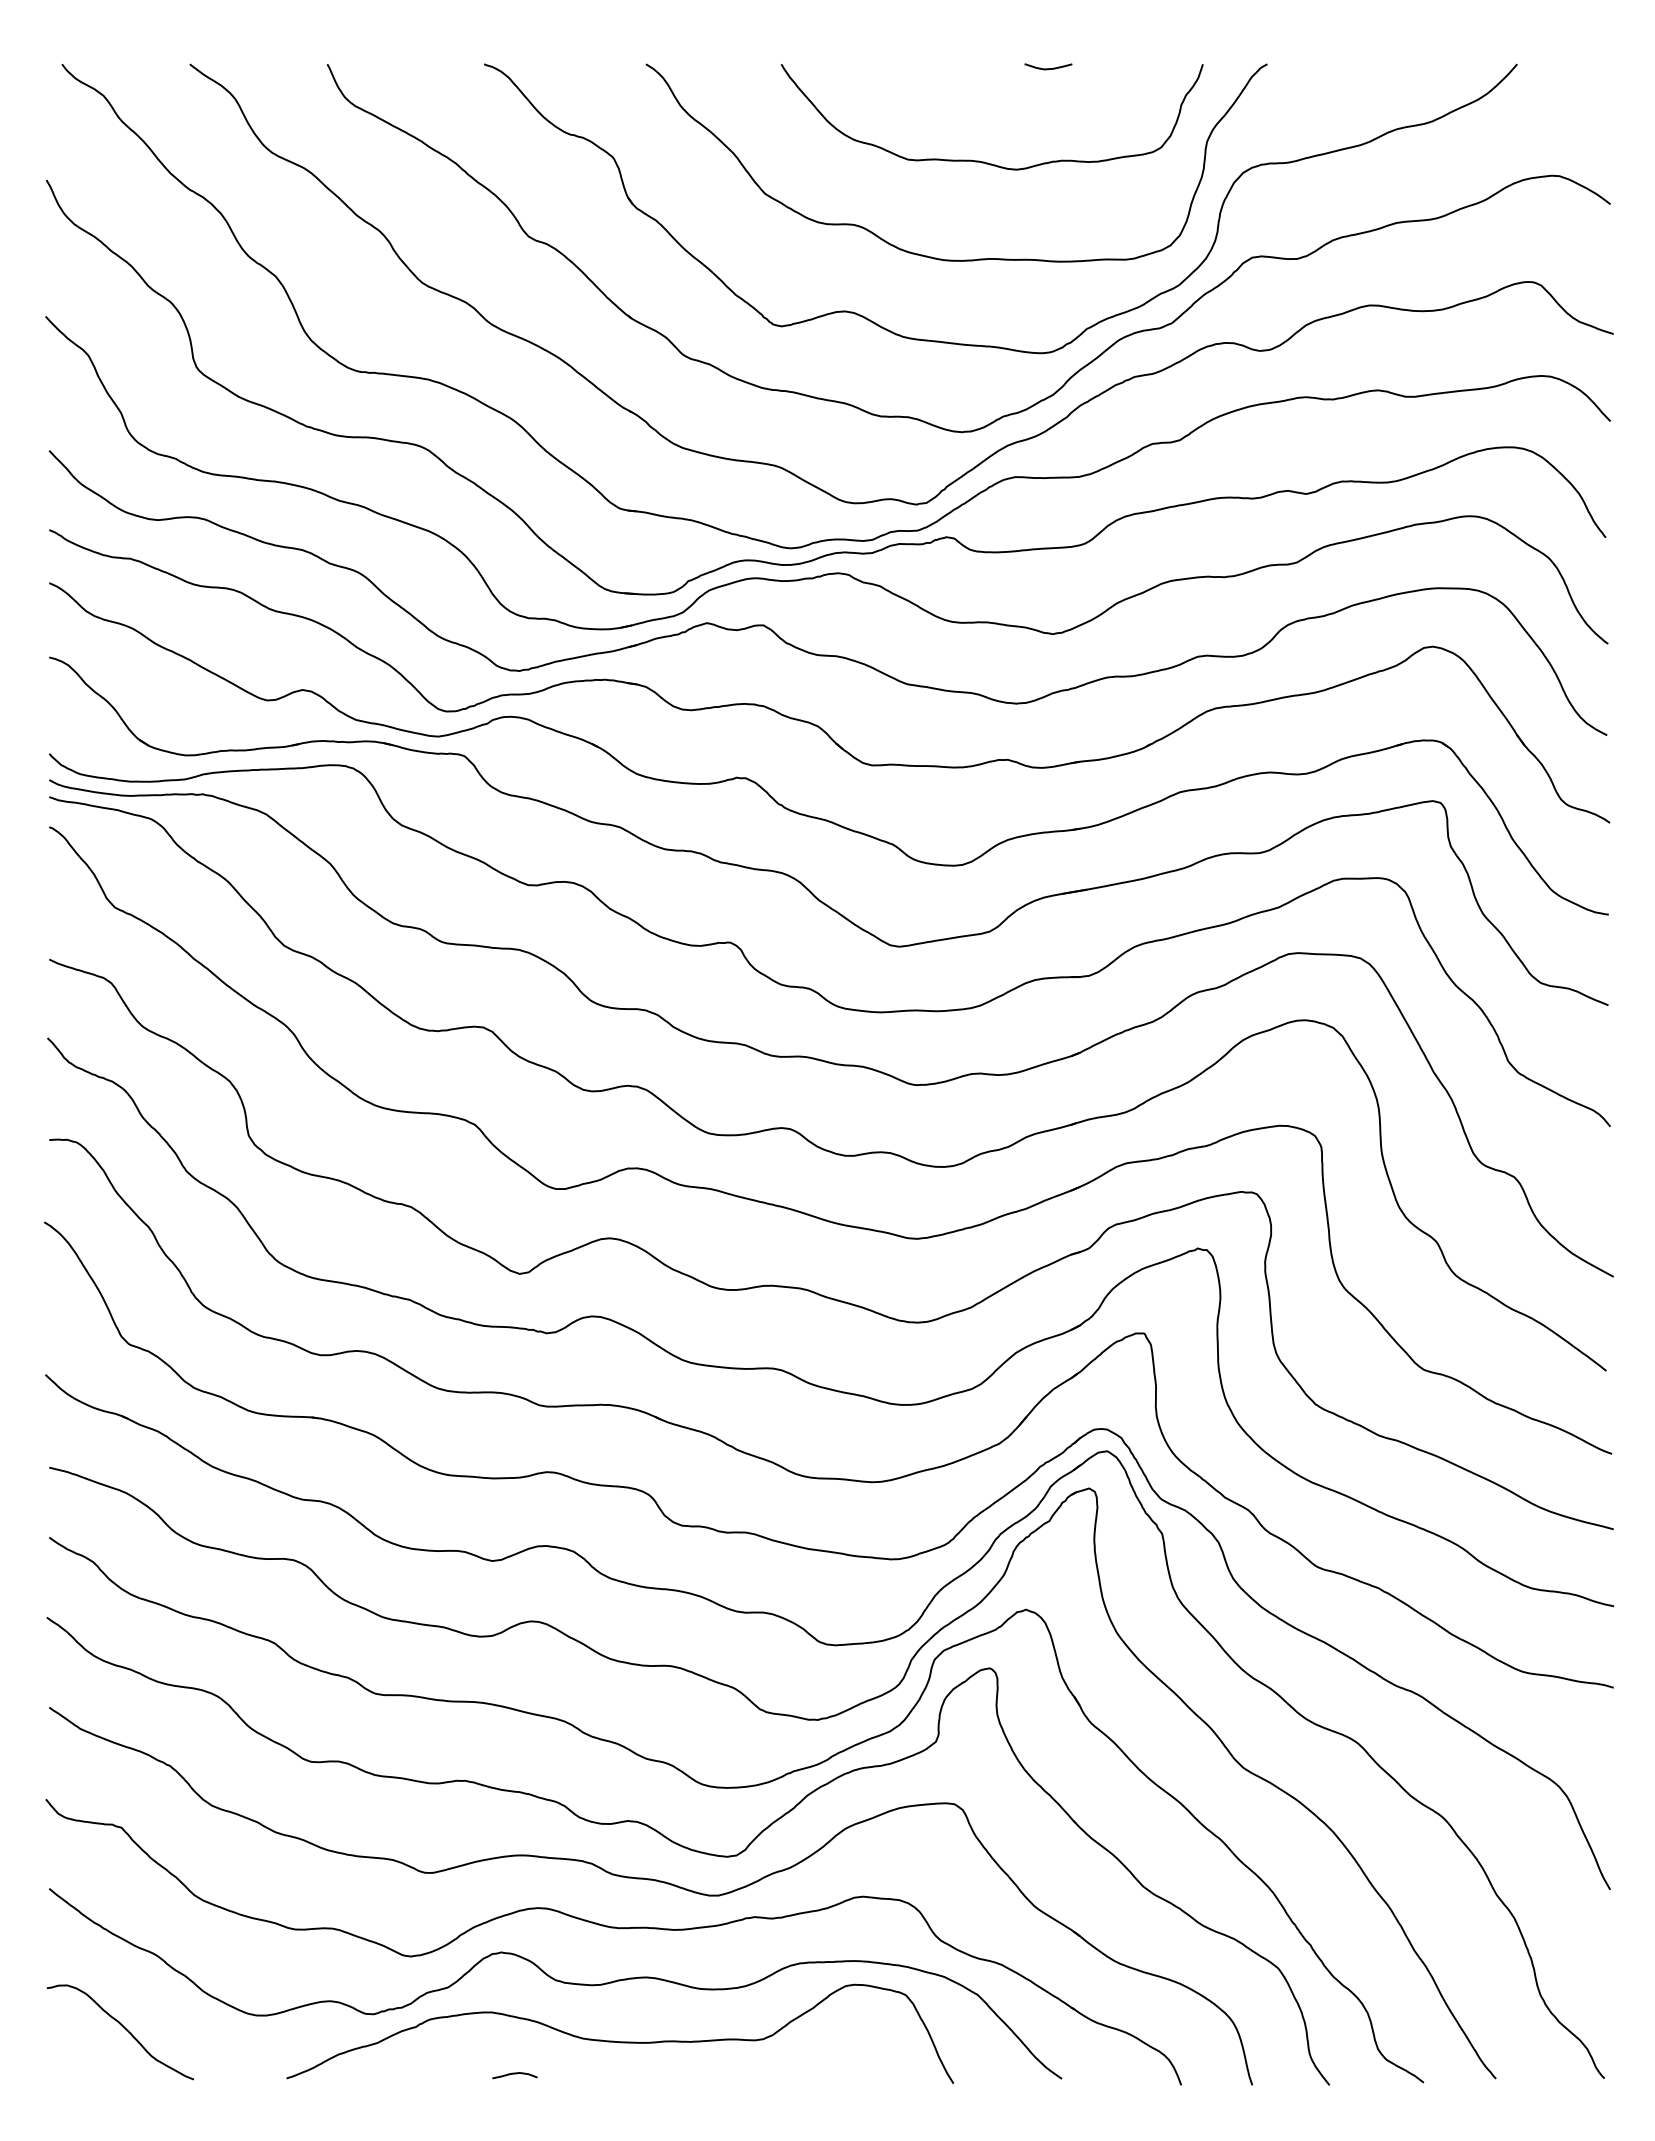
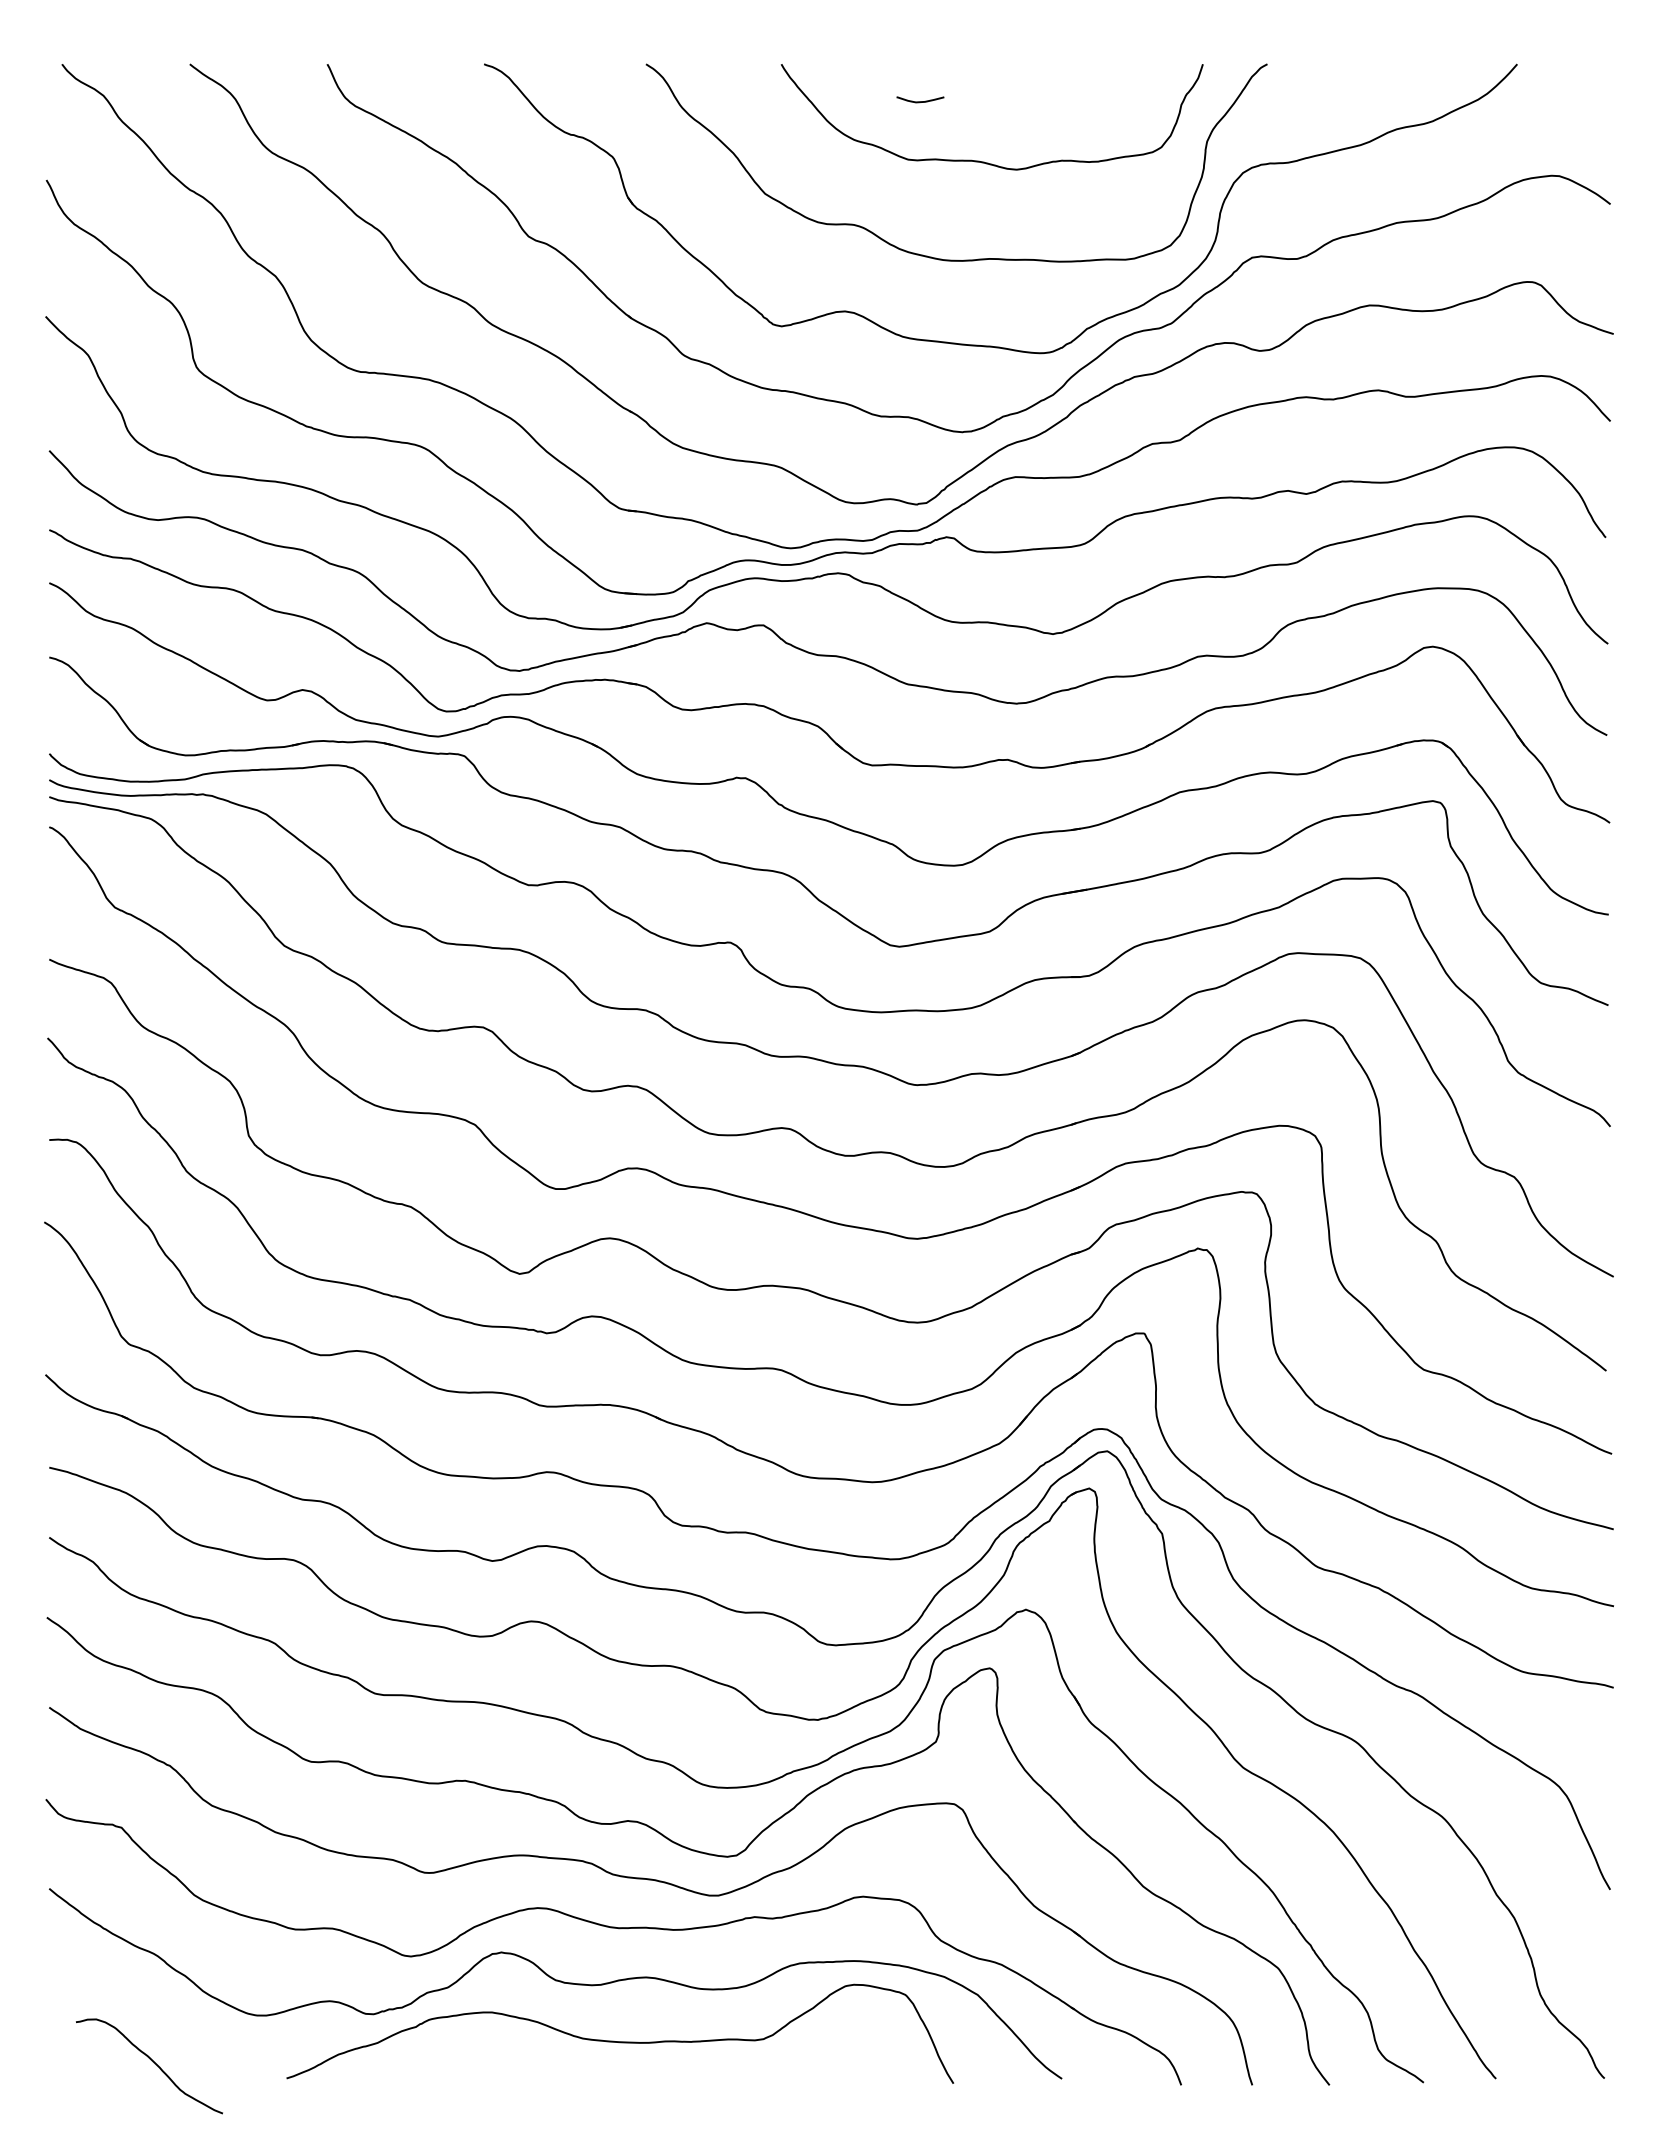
curve position: (1048, 68) -> (920, 101) (920, 101)
curve position: (123, 2028) -> (152, 2062) (152, 2062)
curve: present -> none (514, 2074)
